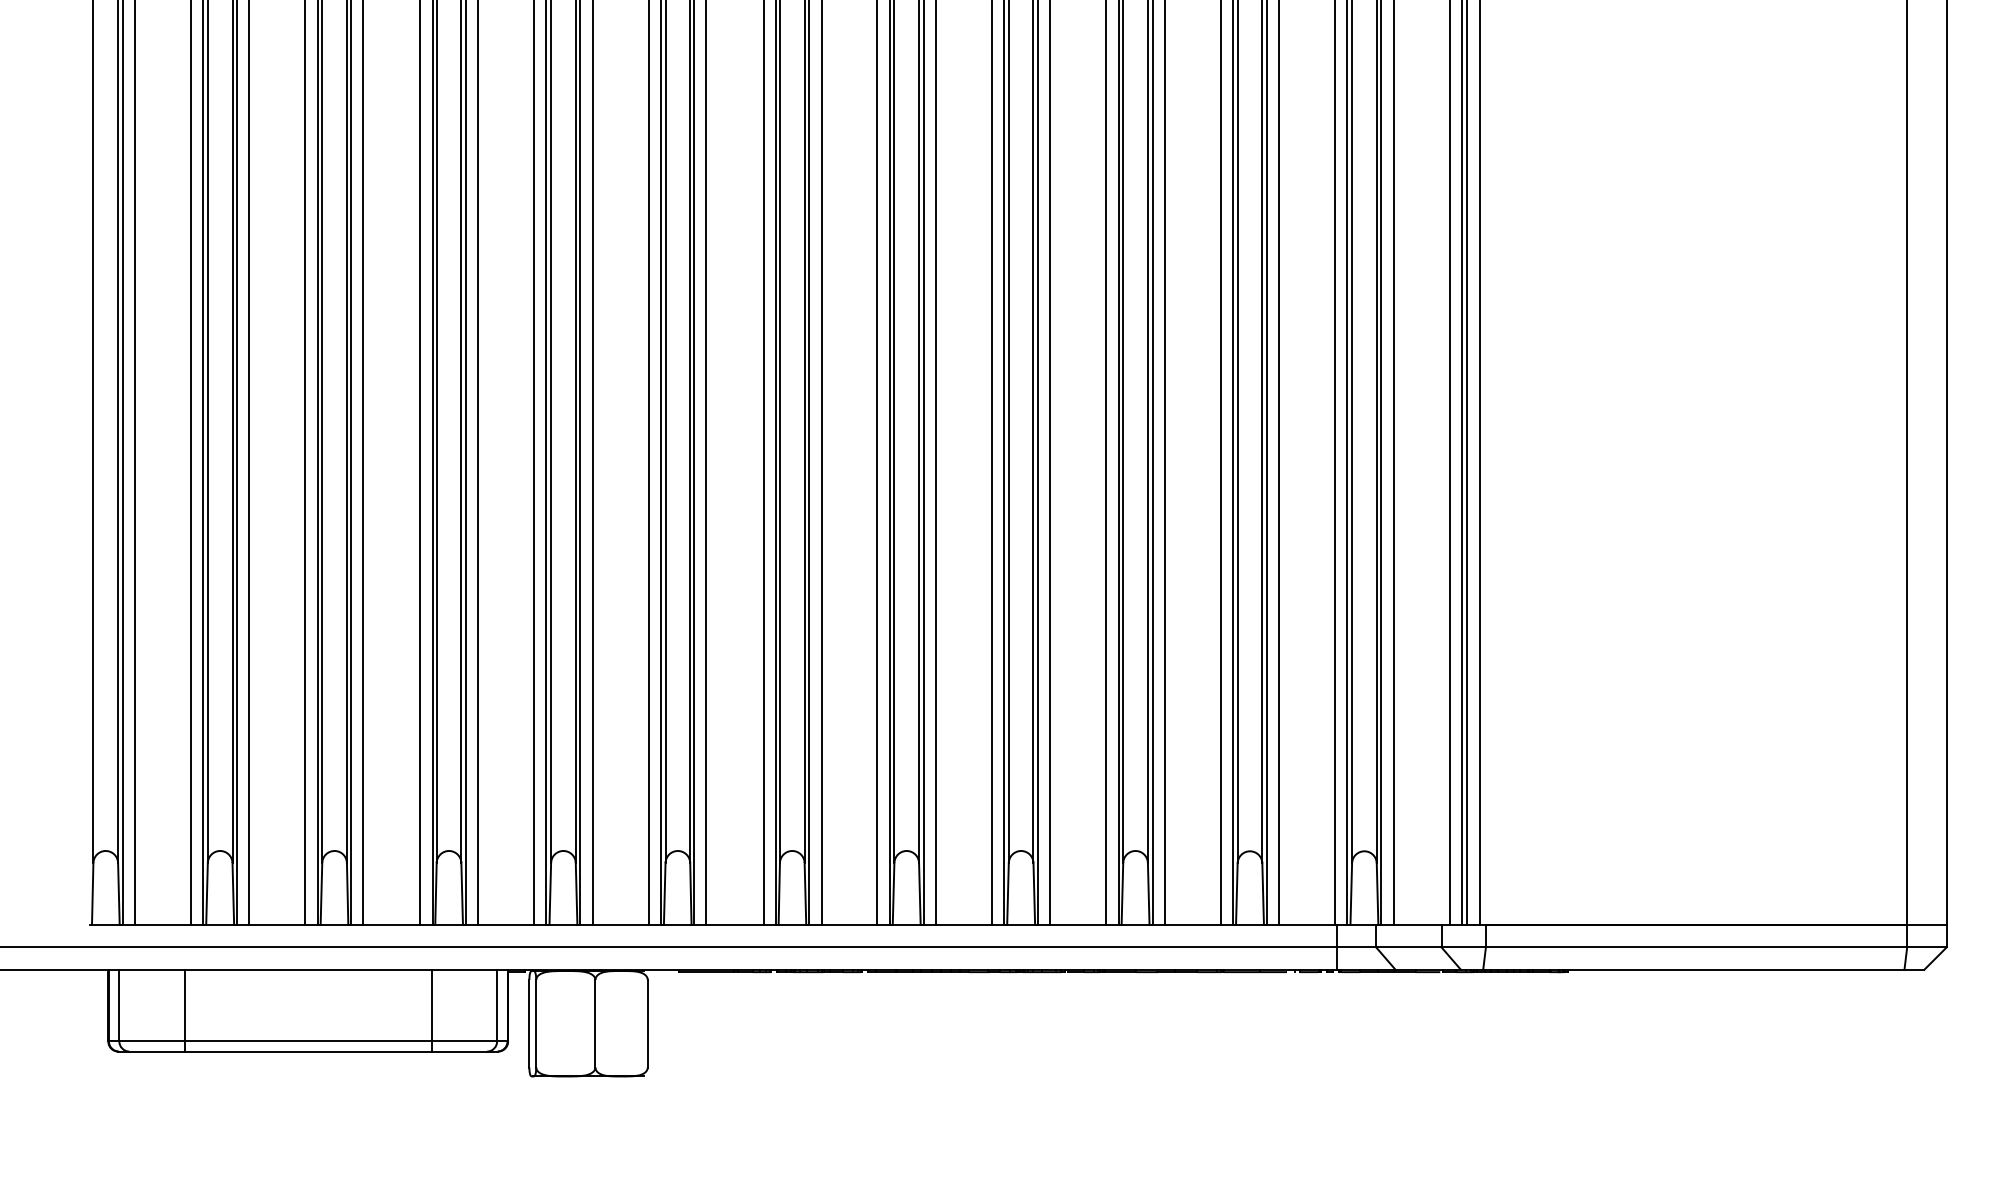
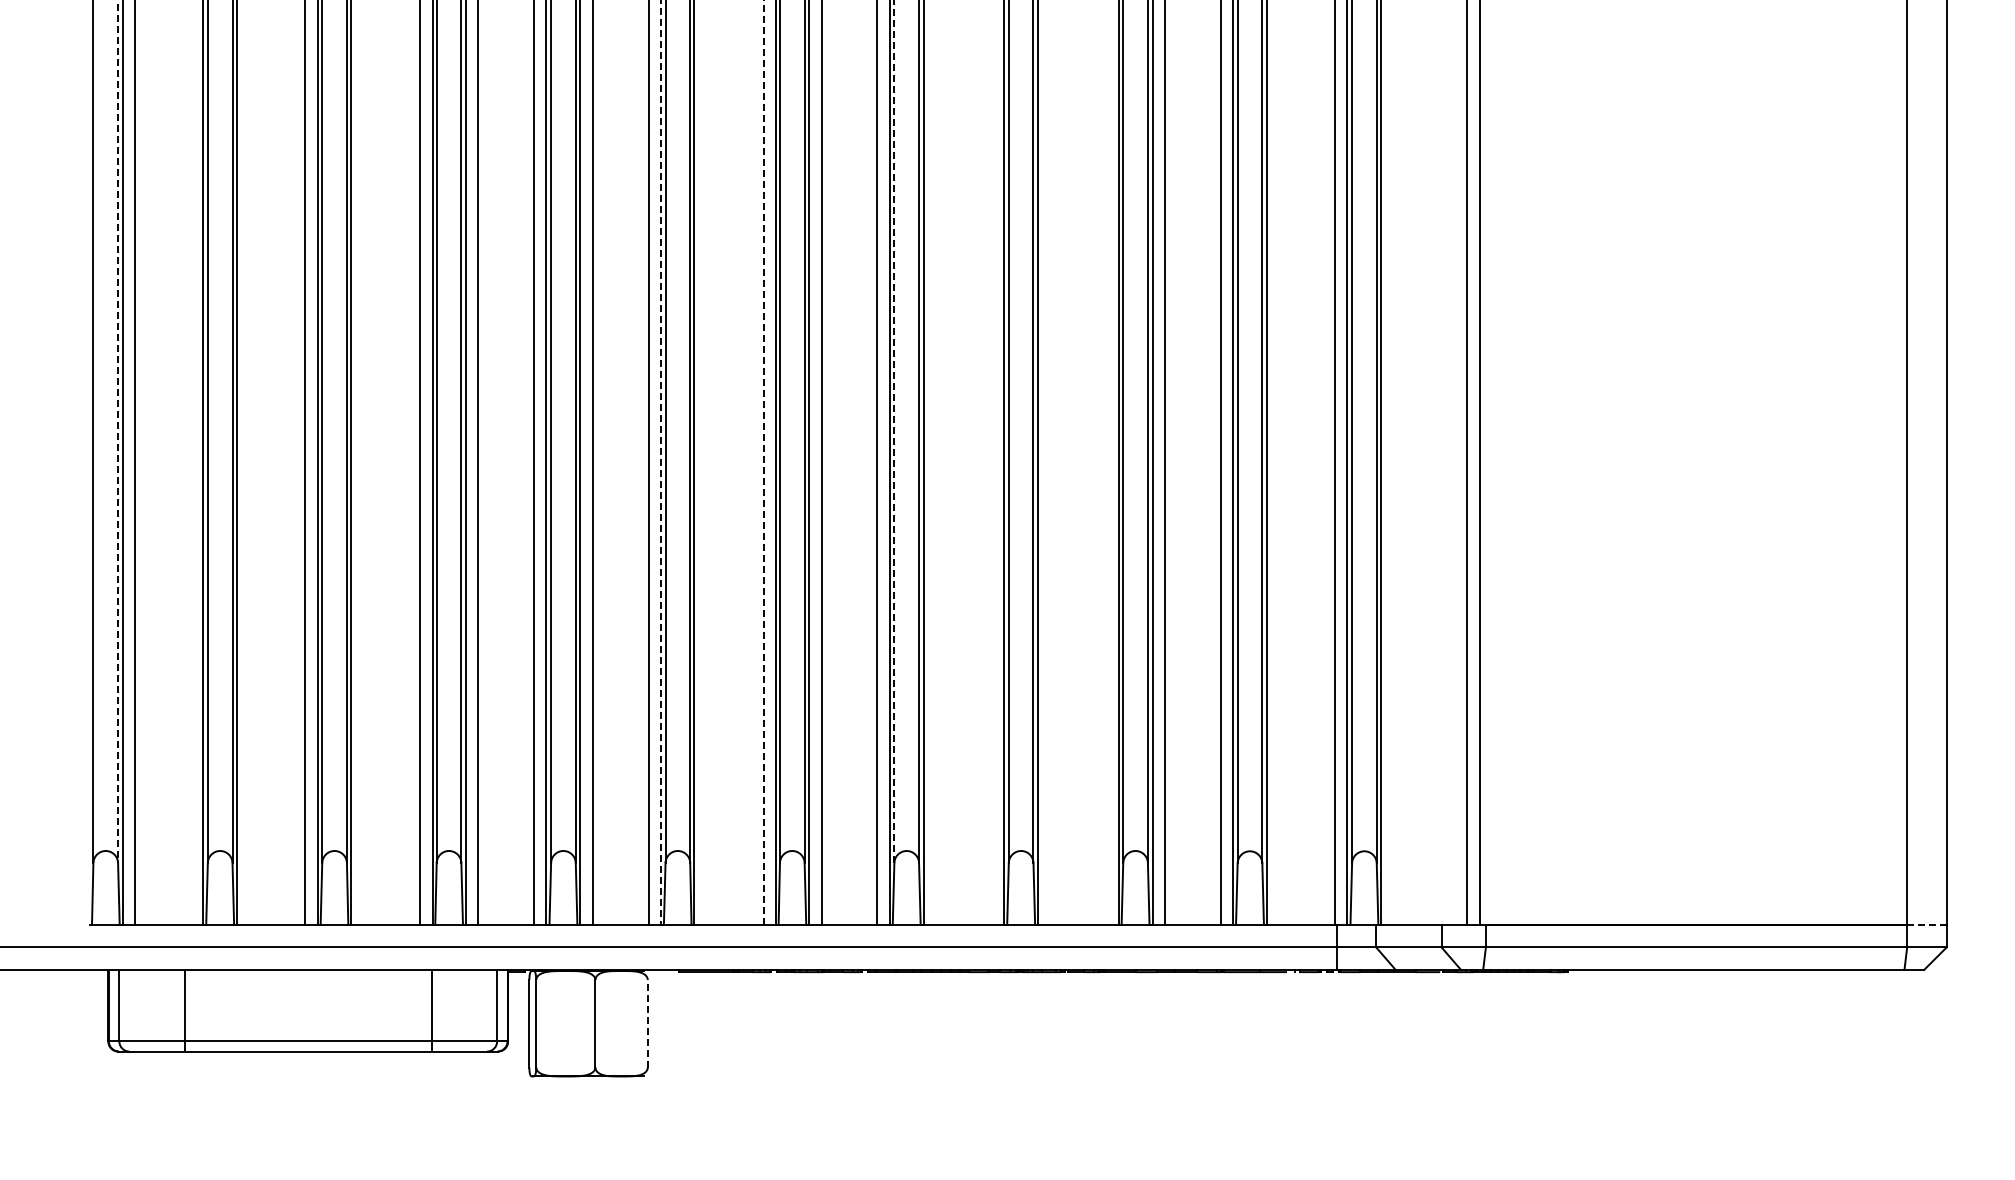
line: solid -> dashed (894, 431)
line: solid -> dashed (118, 432)
line: solid -> dashed (763, 462)
line: present -> none (190, 463)
line: present -> none (249, 463)
line: present -> none (363, 463)
line: solid -> dashed (660, 463)
line: present -> none (706, 463)
line: present -> none (936, 463)
line: present -> none (991, 463)
line: present -> none (1050, 463)
line: present -> none (1106, 463)
line: present -> none (1279, 463)
line: present -> none (1393, 463)
line: present -> none (1449, 463)
line: present -> none (1461, 463)
line: solid -> dashed (1926, 925)
line: solid -> dashed (647, 1023)
